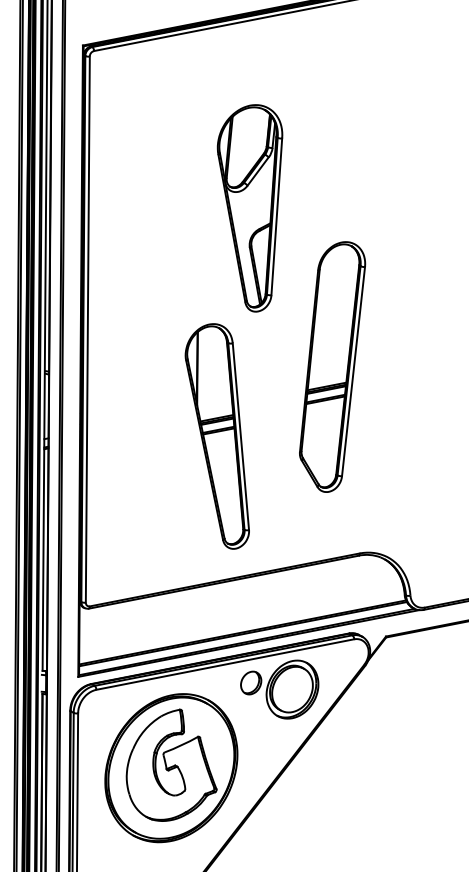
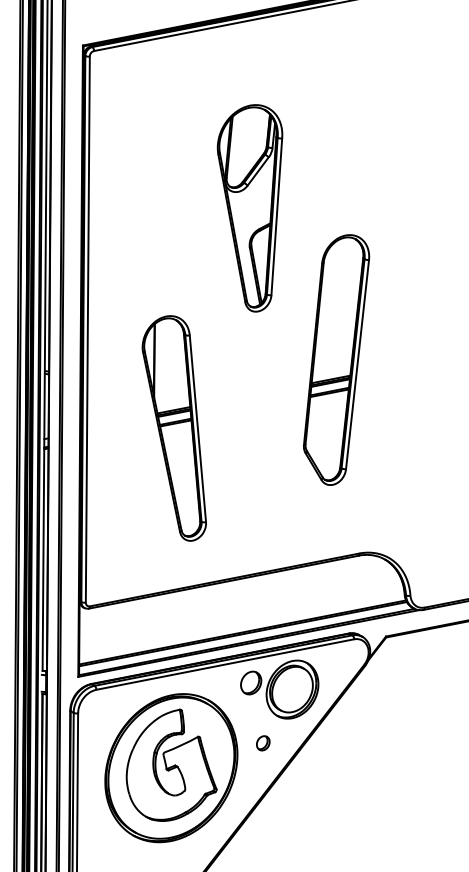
part position: (332, 366) -> (336, 359) (336, 359)
part position: (216, 436) -> (173, 428) (173, 428)
part: none -> present (263, 743)
